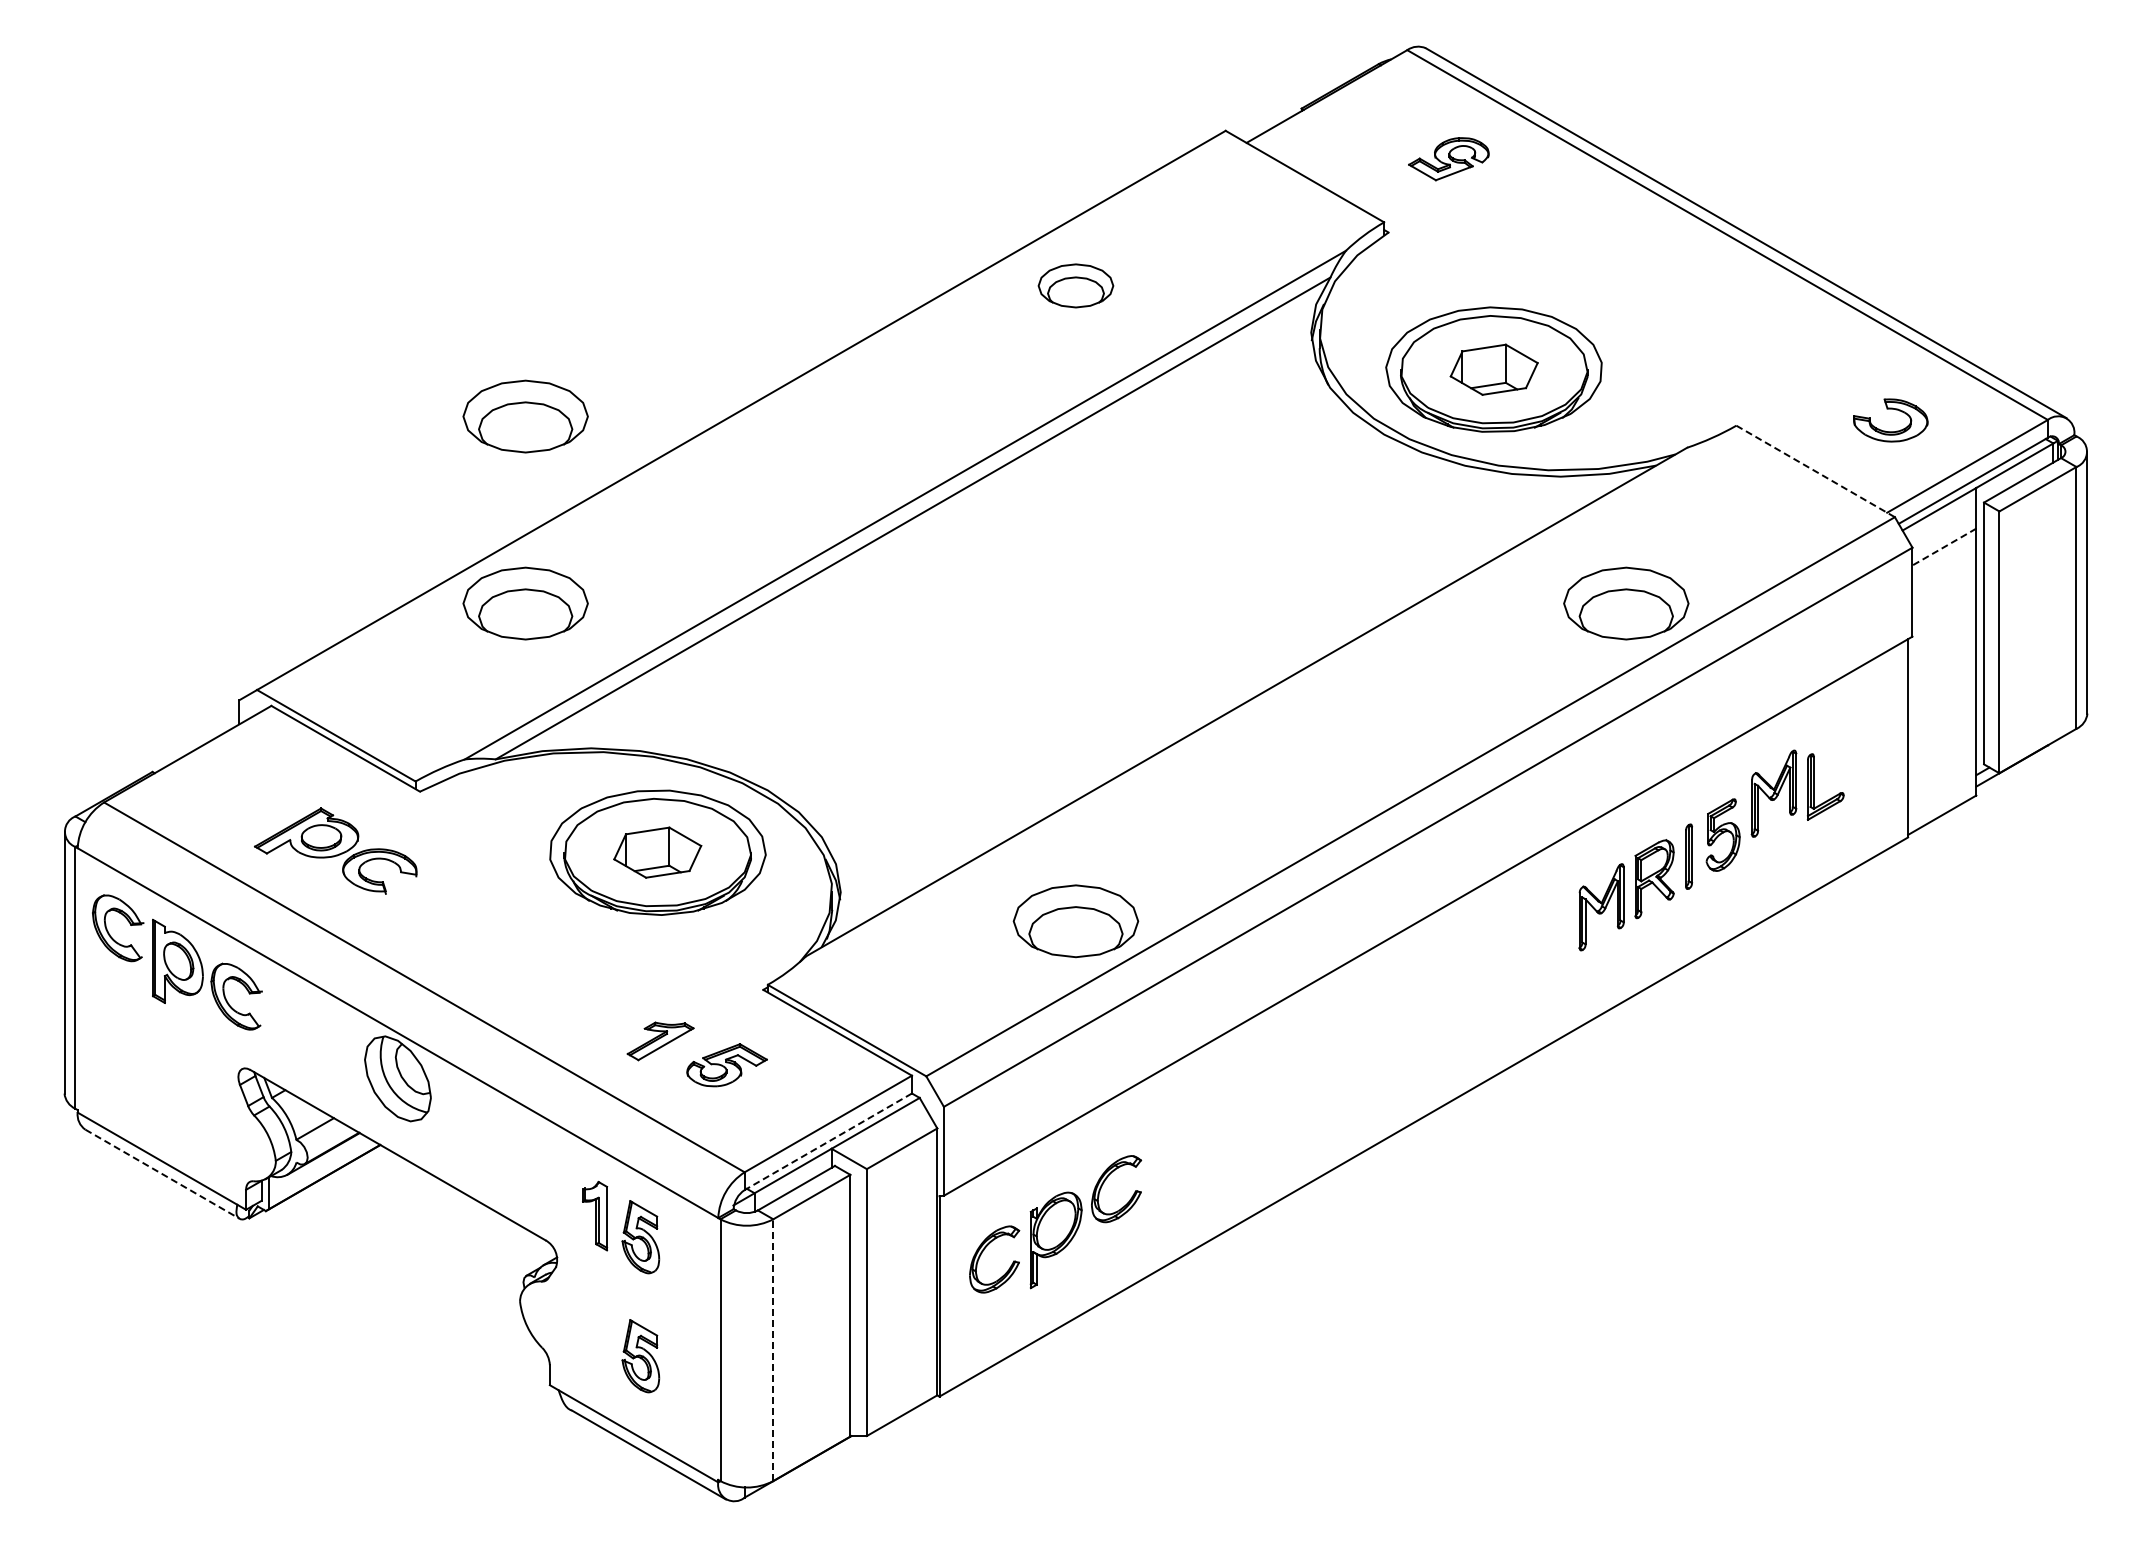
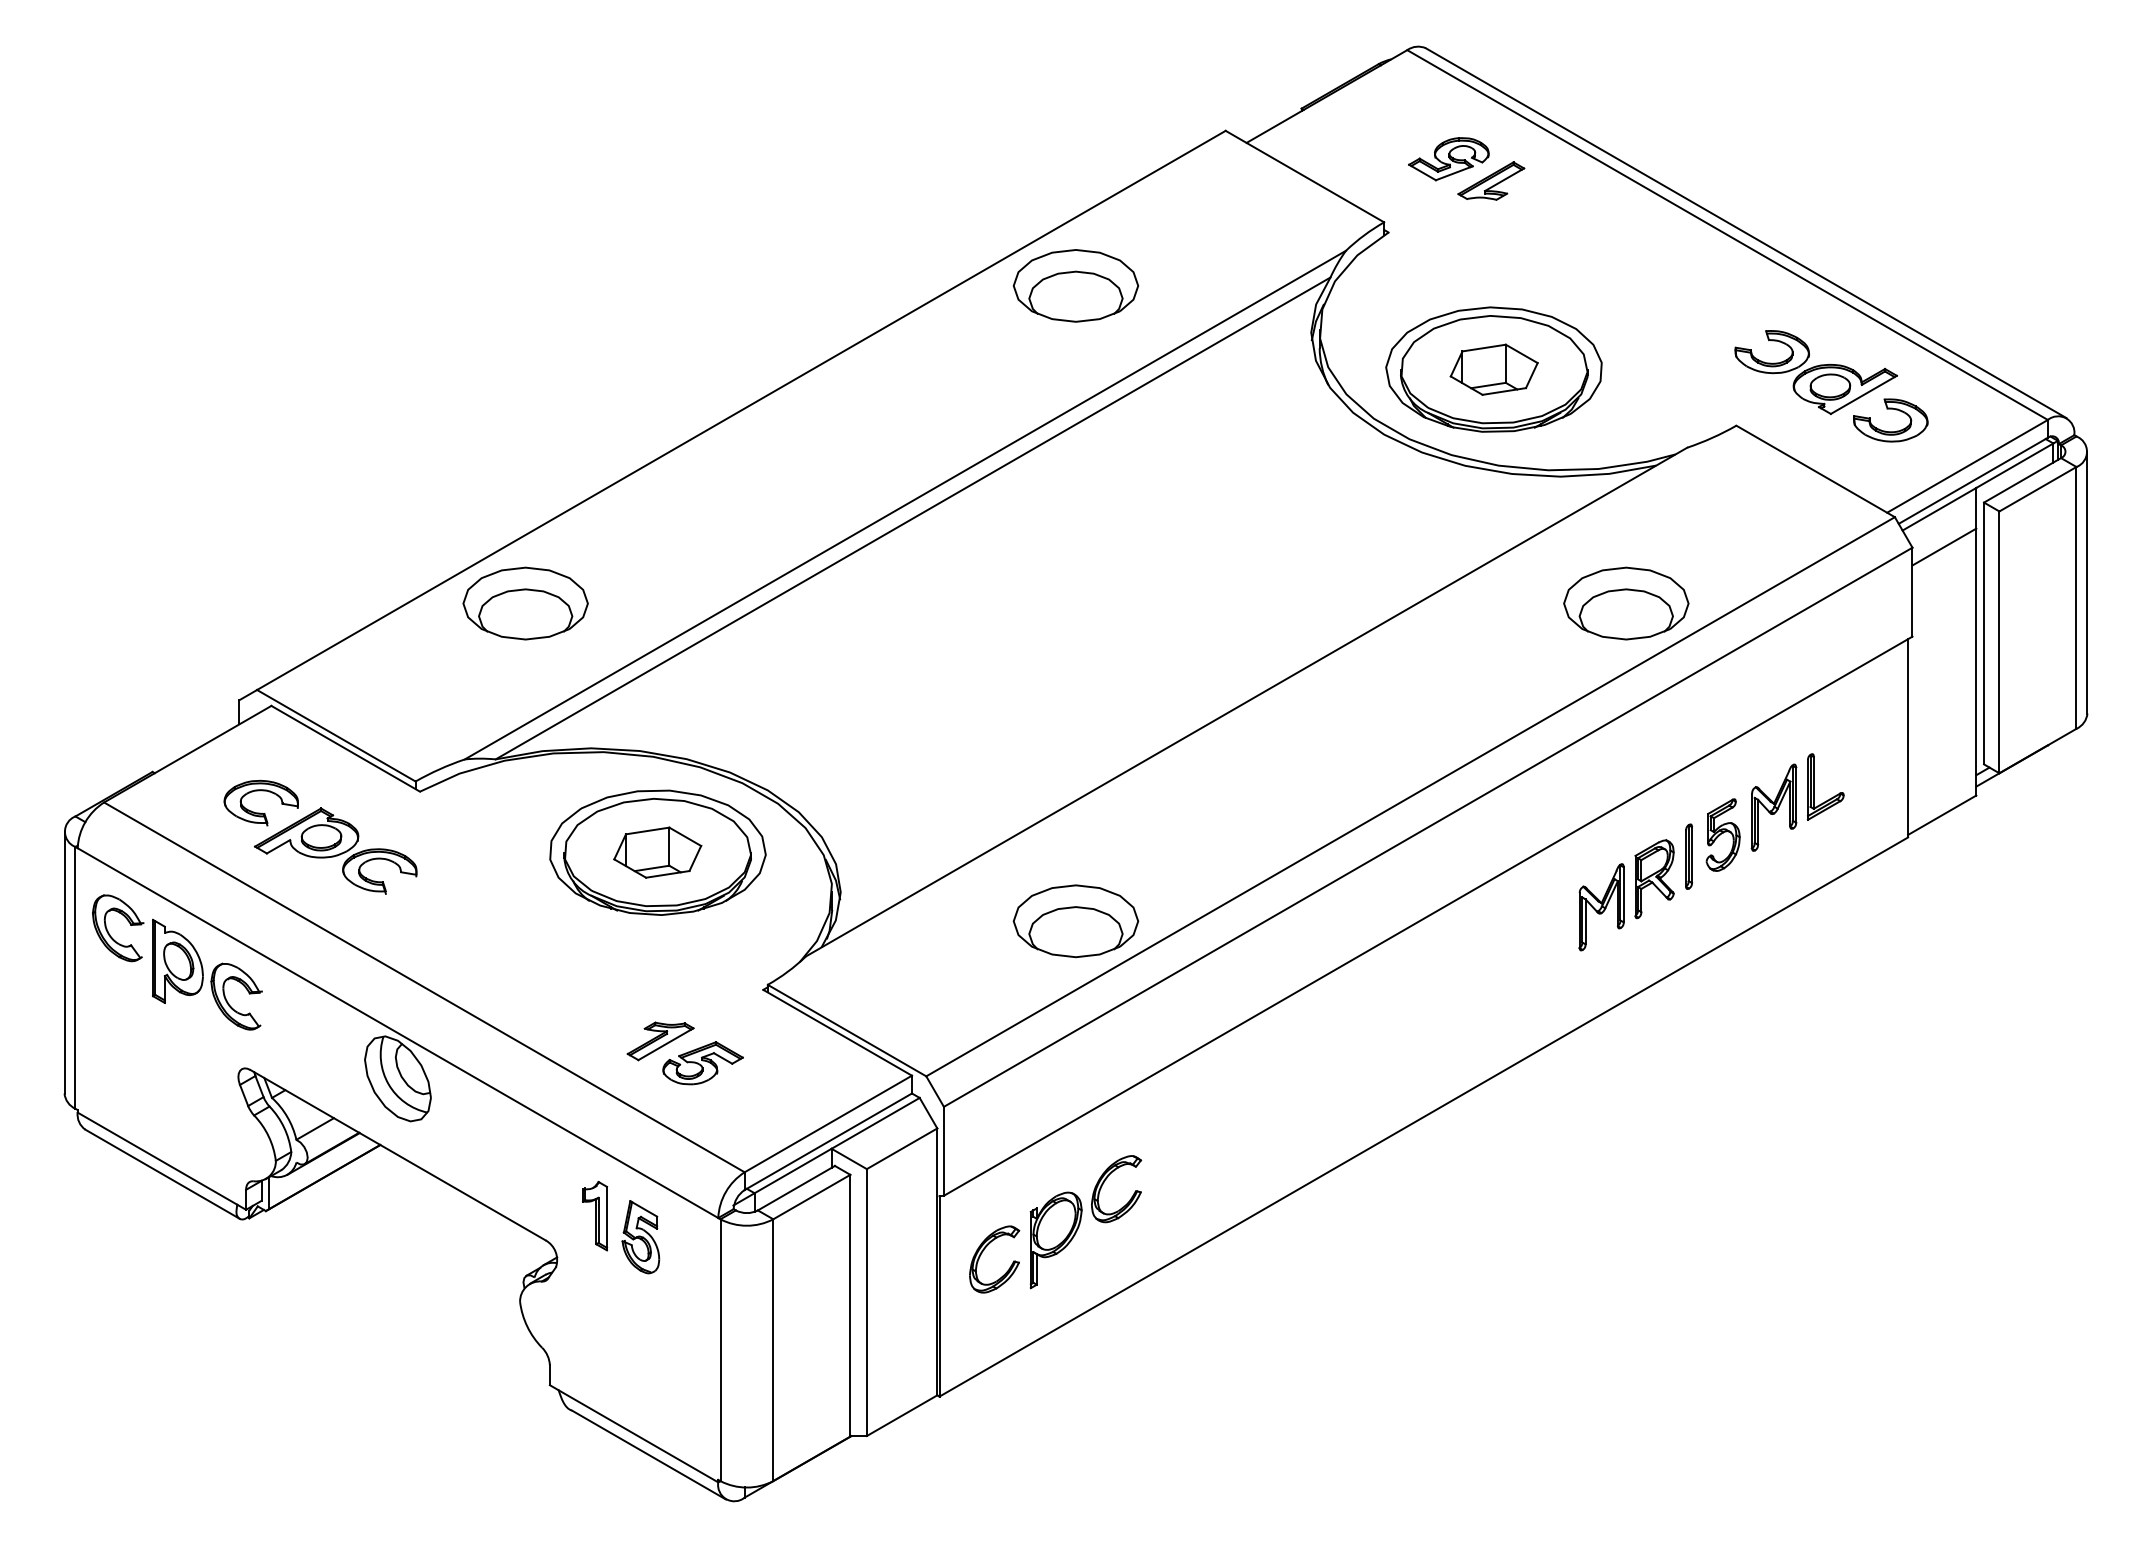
part: none -> present (1491, 180)
part size: 78x46 px -> 128x74 px (1075, 285)
part: none -> present (1815, 372)
part: present -> none (525, 416)
line: dashed -> solid (1815, 471)
line: dashed -> solid (1944, 547)
part position: (1773, 793) -> (1773, 807) (1773, 807)
part: none -> present (260, 812)
part position: (726, 1065) -> (702, 1063) (702, 1063)
line: dashed -> solid (828, 1141)
line: dashed -> solid (162, 1174)
line: dashed -> solid (773, 1350)
part: present -> none (640, 1356)
